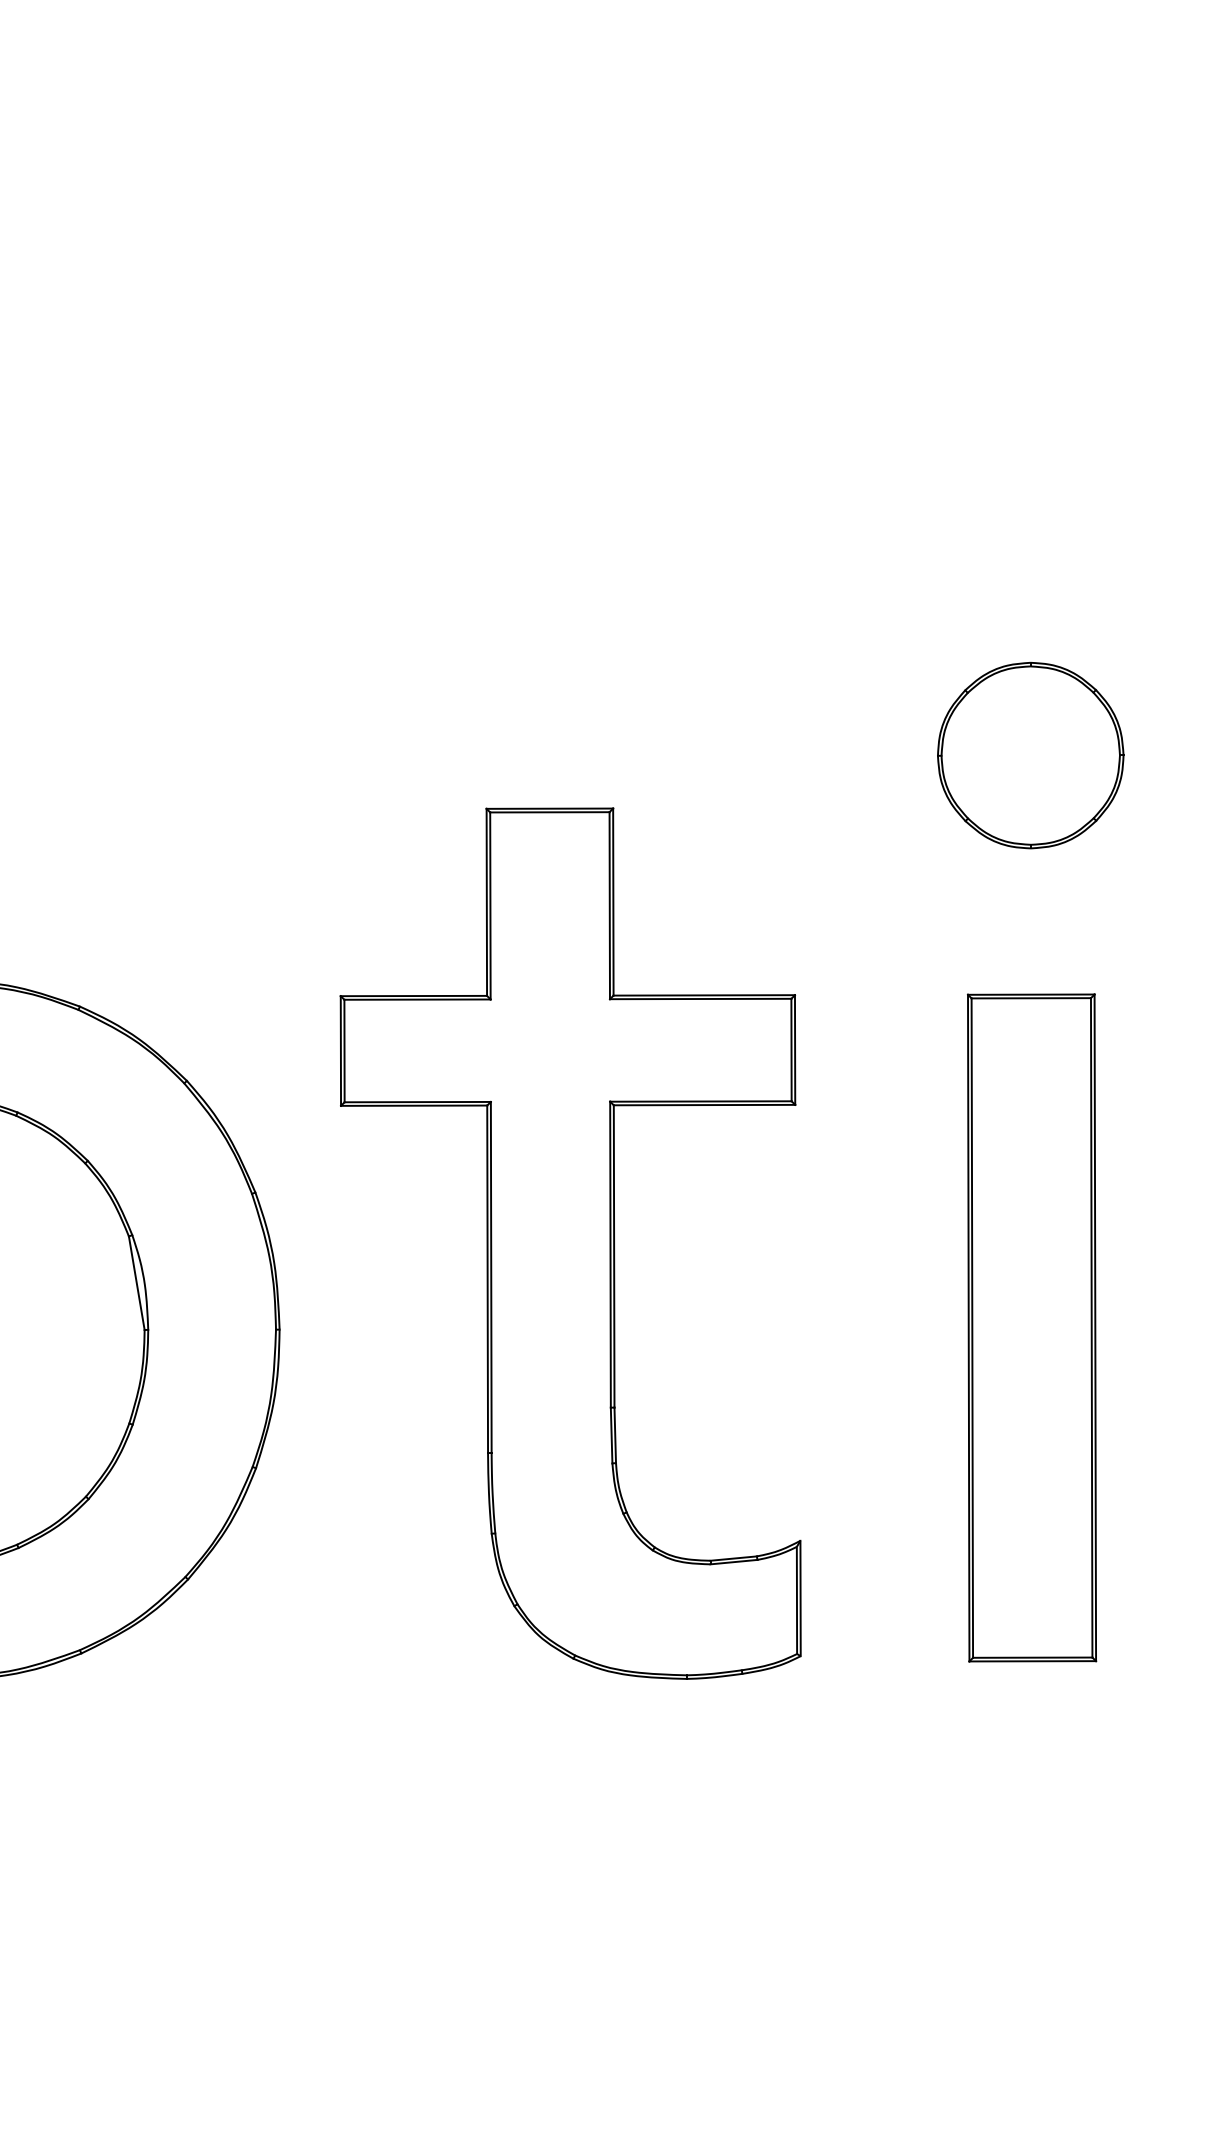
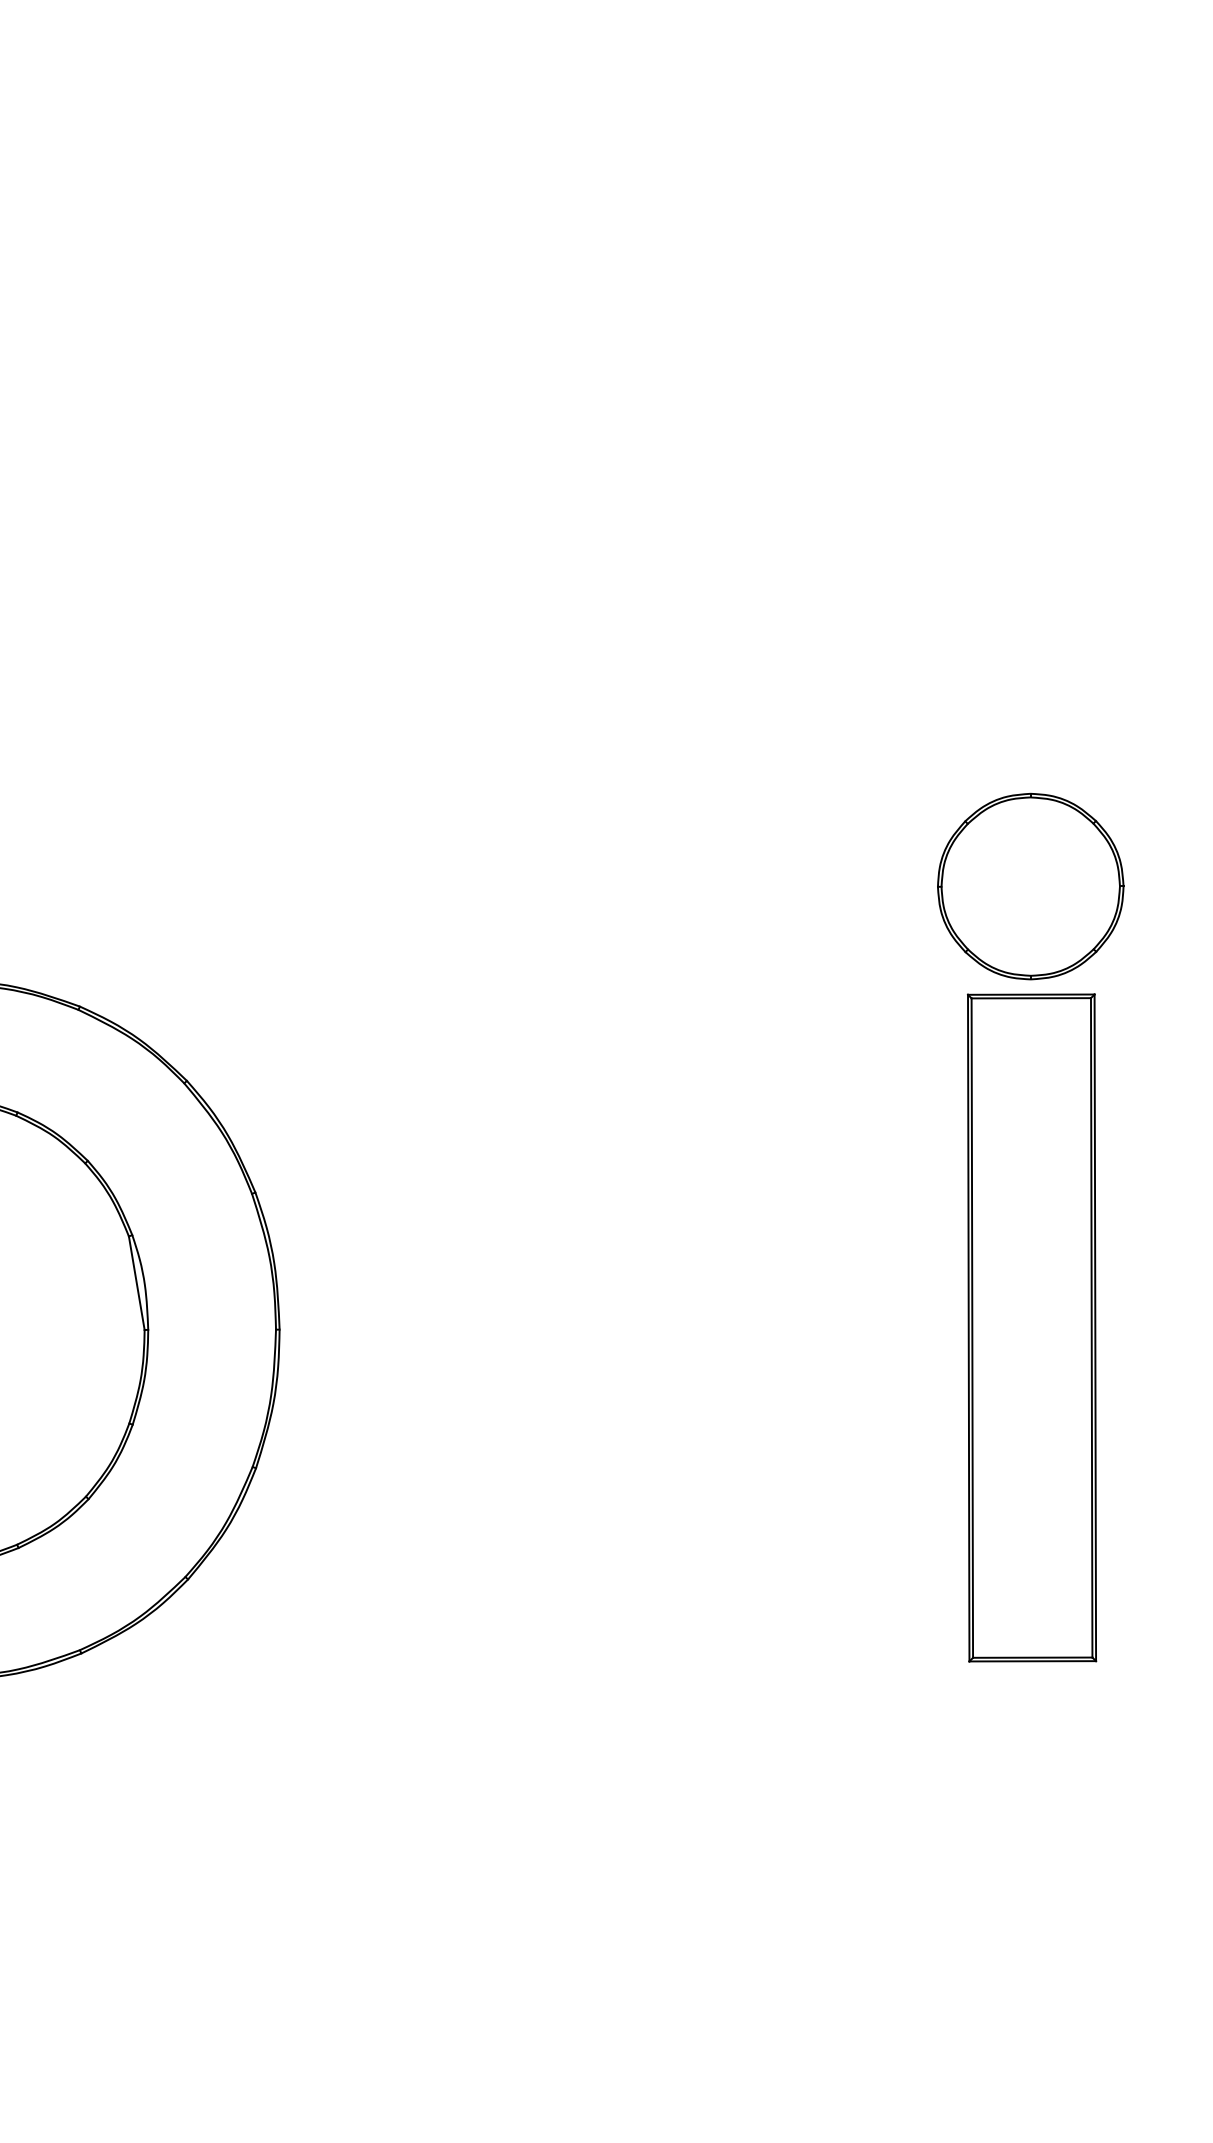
part position: (1030, 755) -> (1030, 886) (1030, 886)
part: present -> none (570, 1243)
